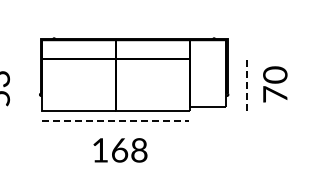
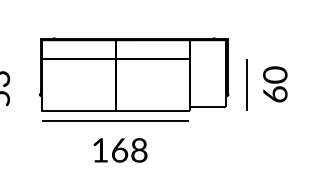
line: dashed -> solid (247, 84)
text: 70 -> 60 (275, 94)
line: dashed -> solid (115, 121)
